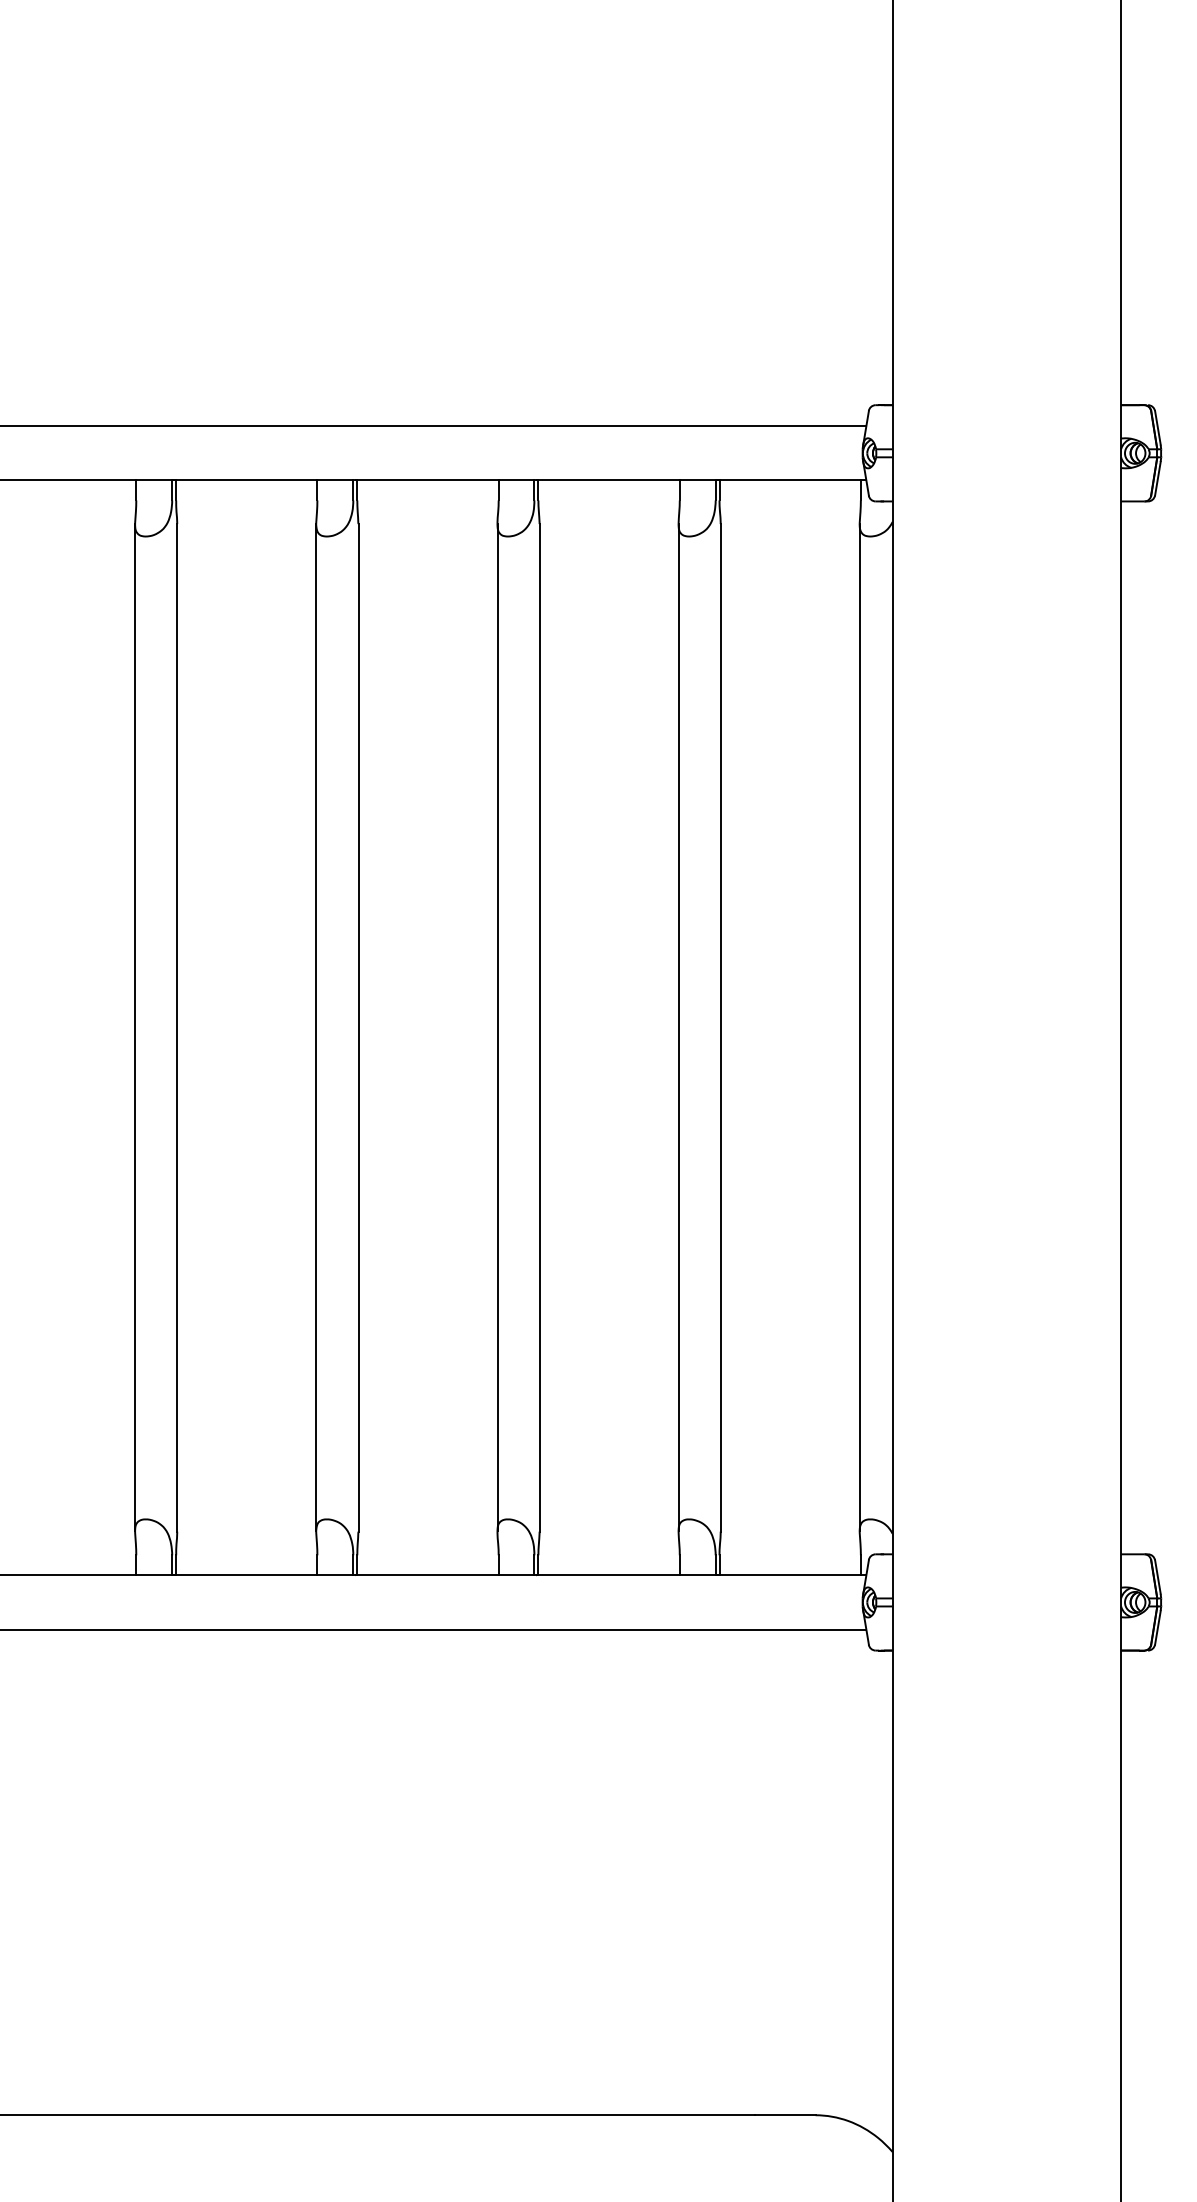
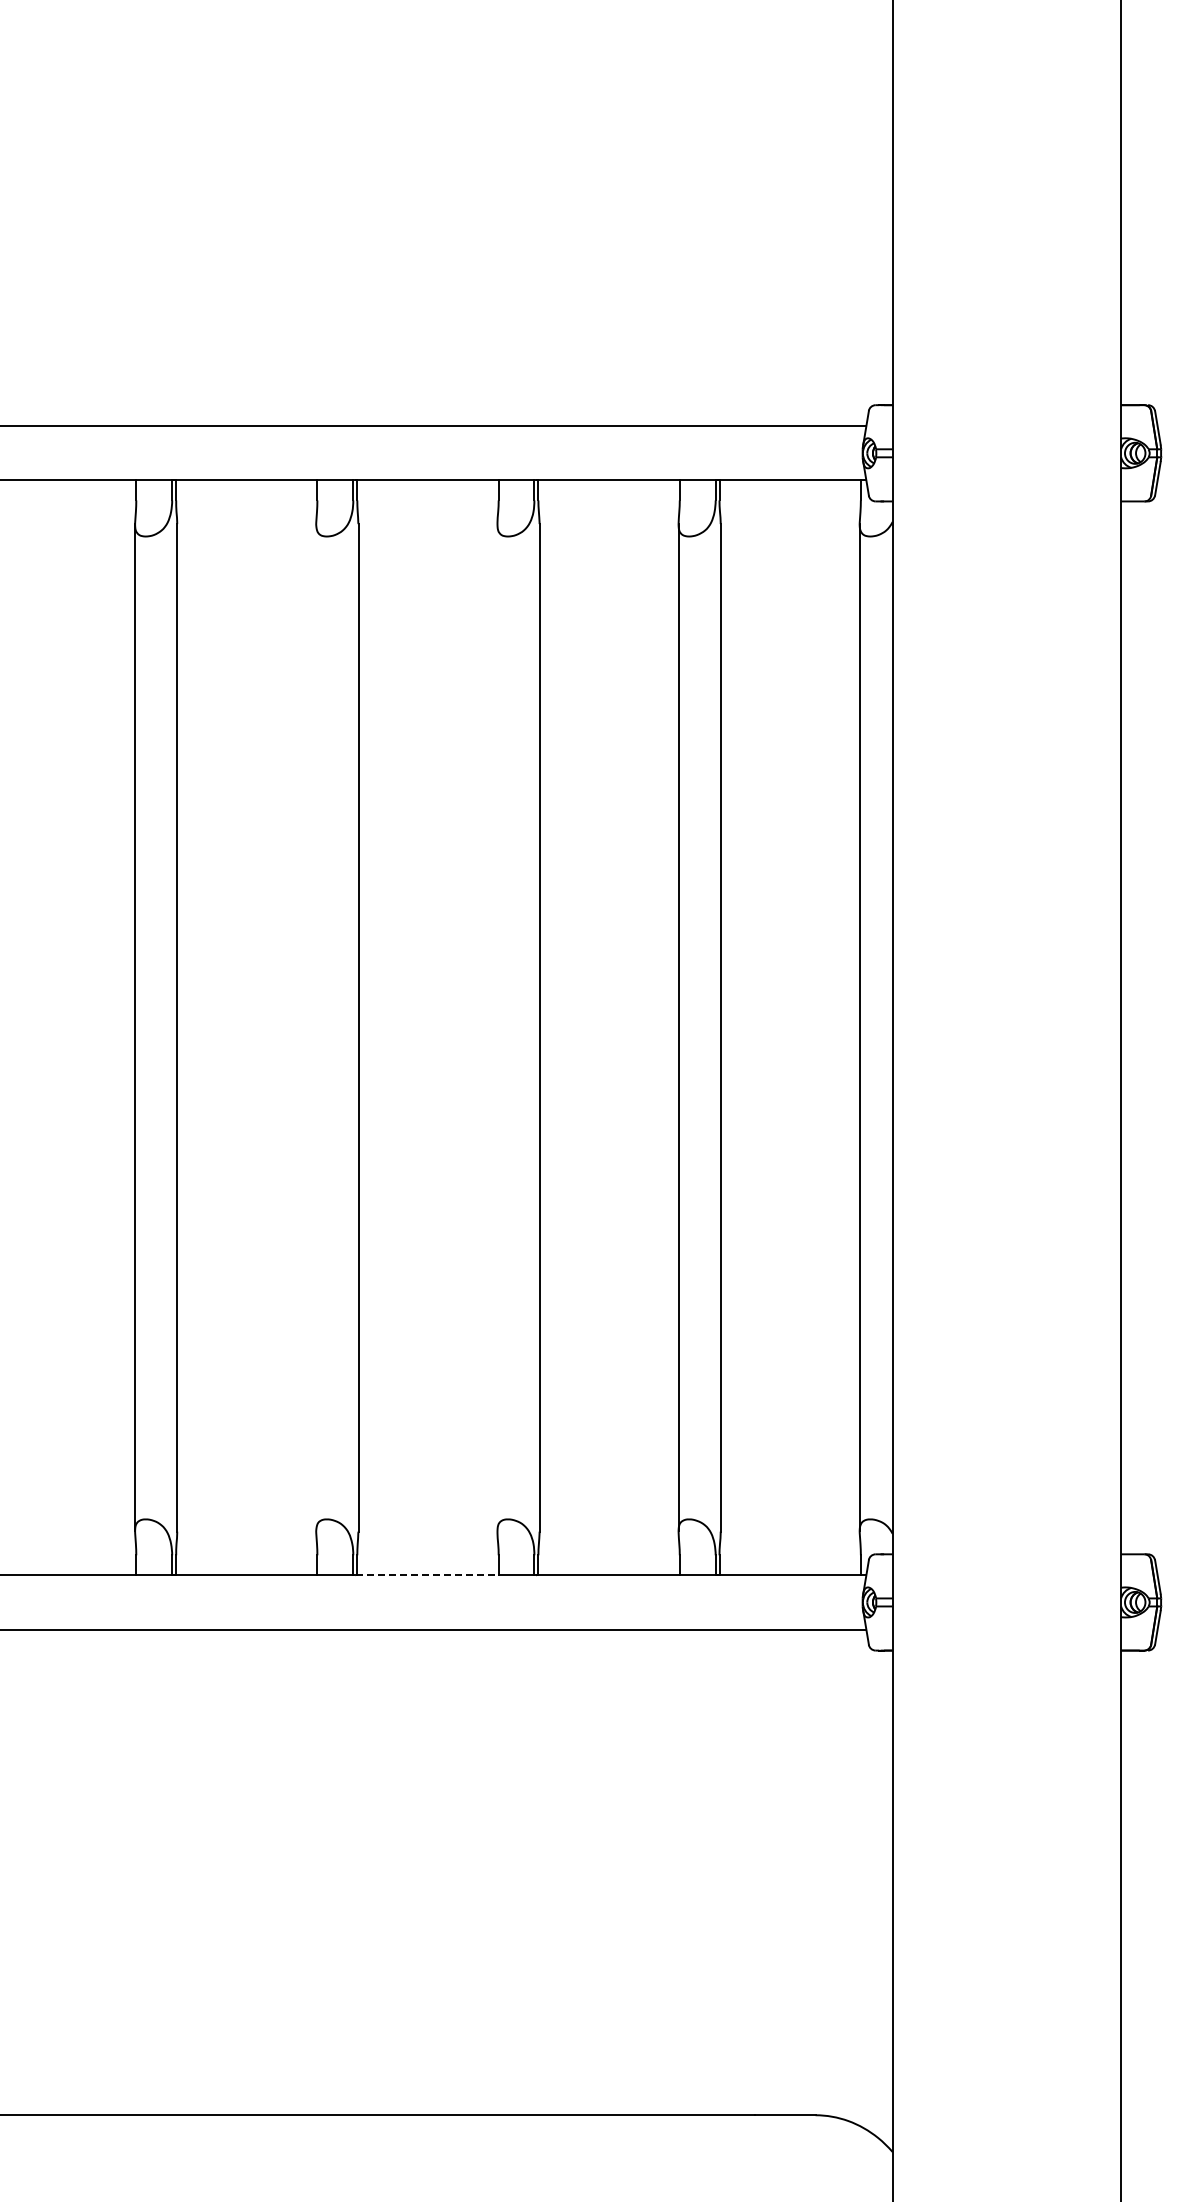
line: present -> none (316, 1027)
line: present -> none (497, 1027)
line: solid -> dashed (427, 1575)
